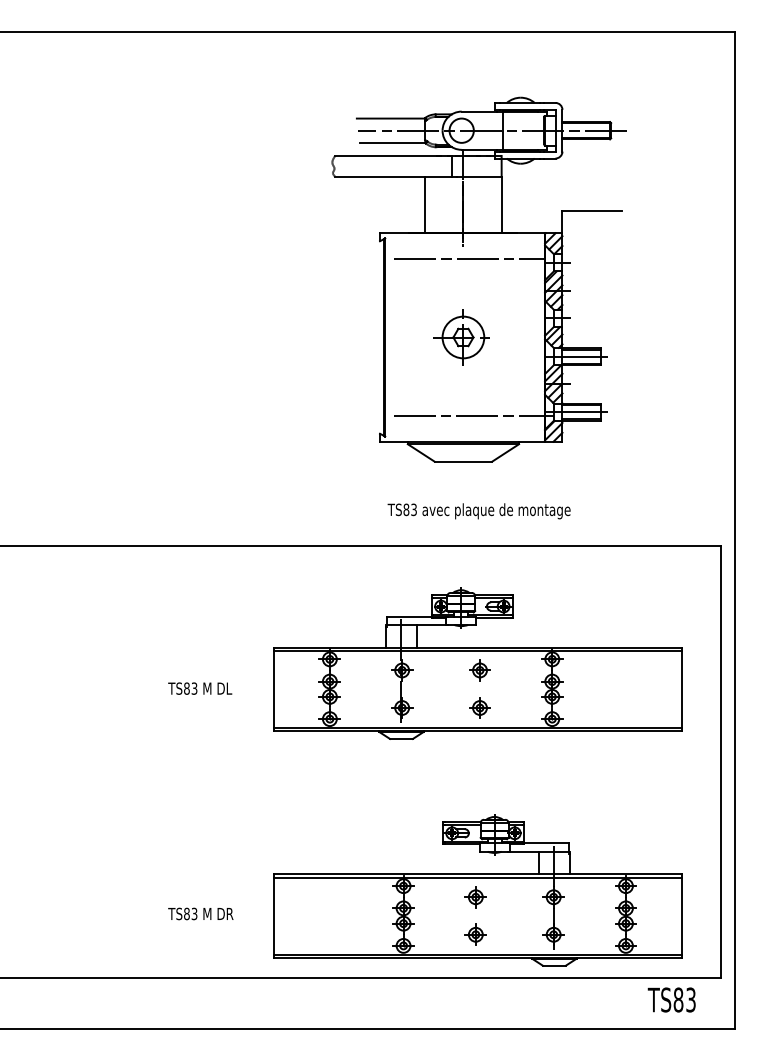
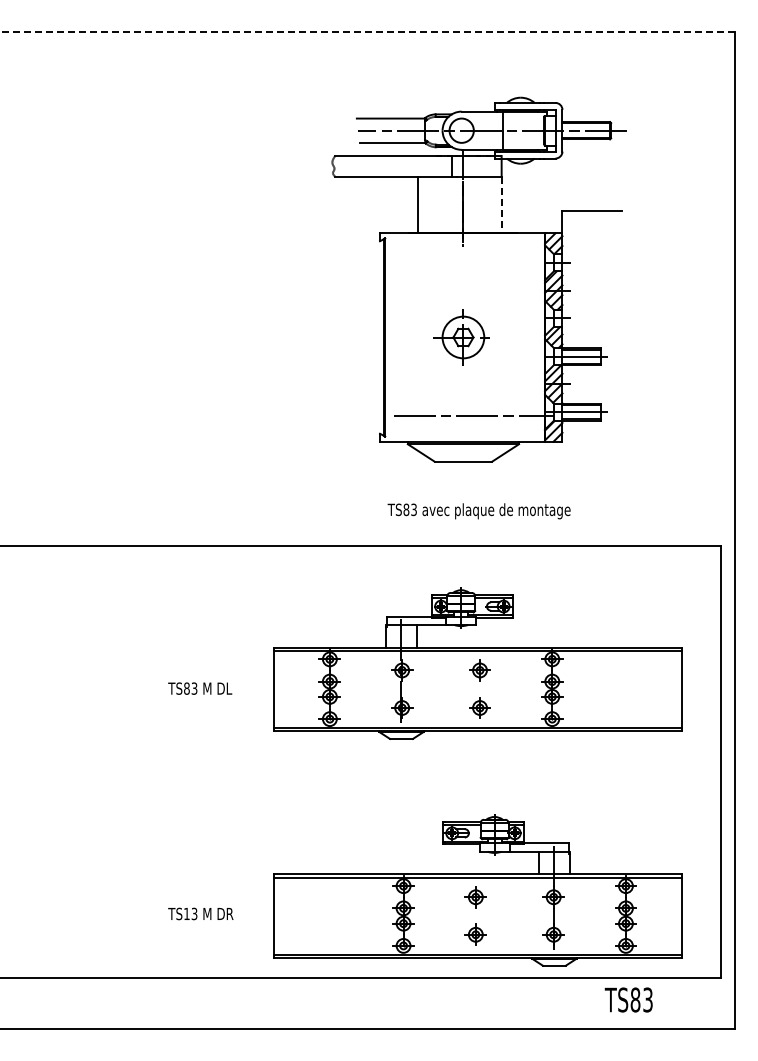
line: solid -> dashed (367, 31)
line position: (425, 204) -> (418, 204) (418, 204)
line: solid -> dashed (501, 205)
line: present -> none (469, 259)
text: TS83 -> TS13 (186, 913)
text position: (671, 999) -> (628, 999) (628, 999)
